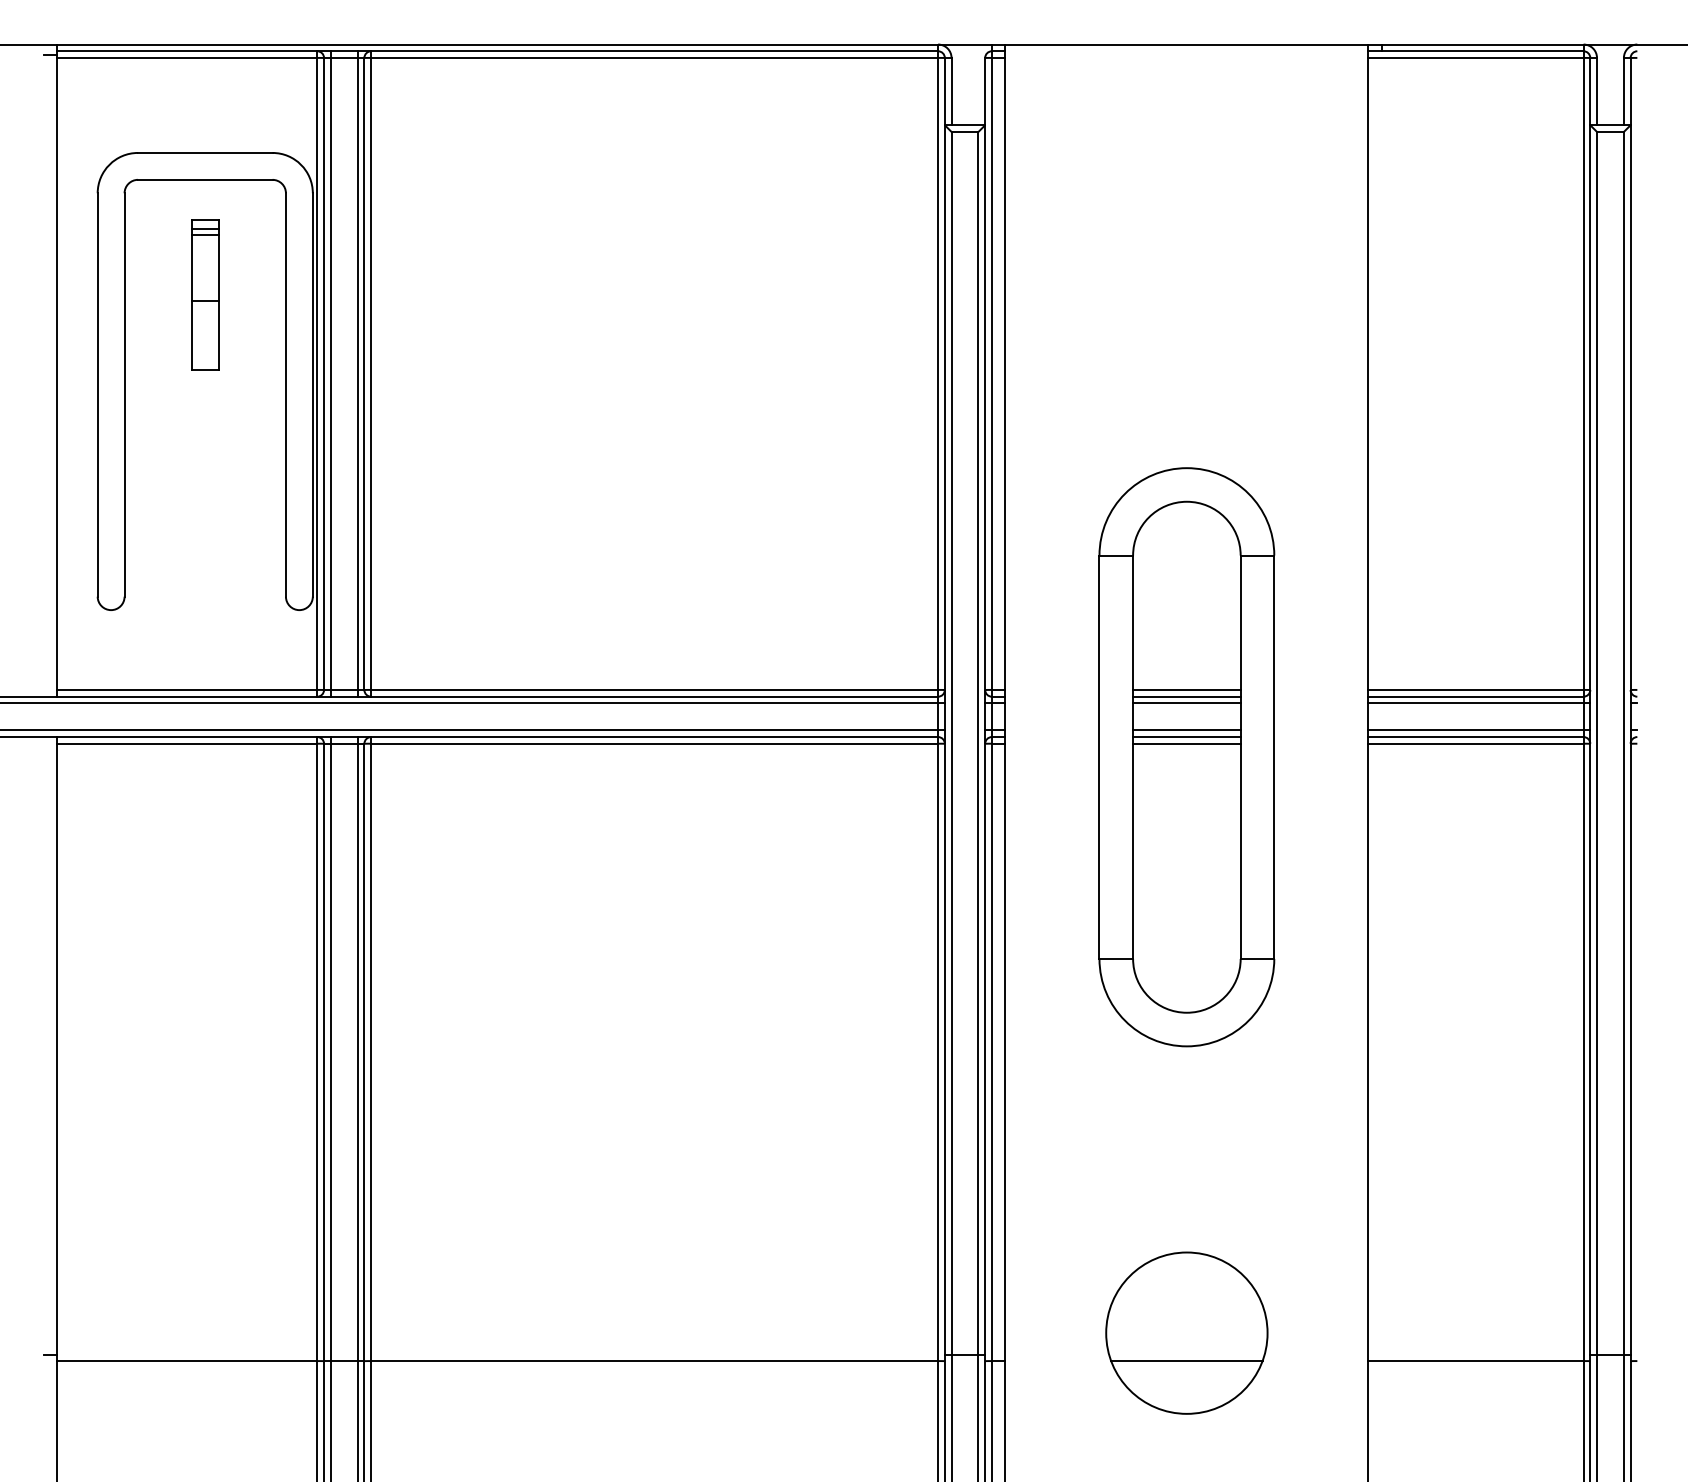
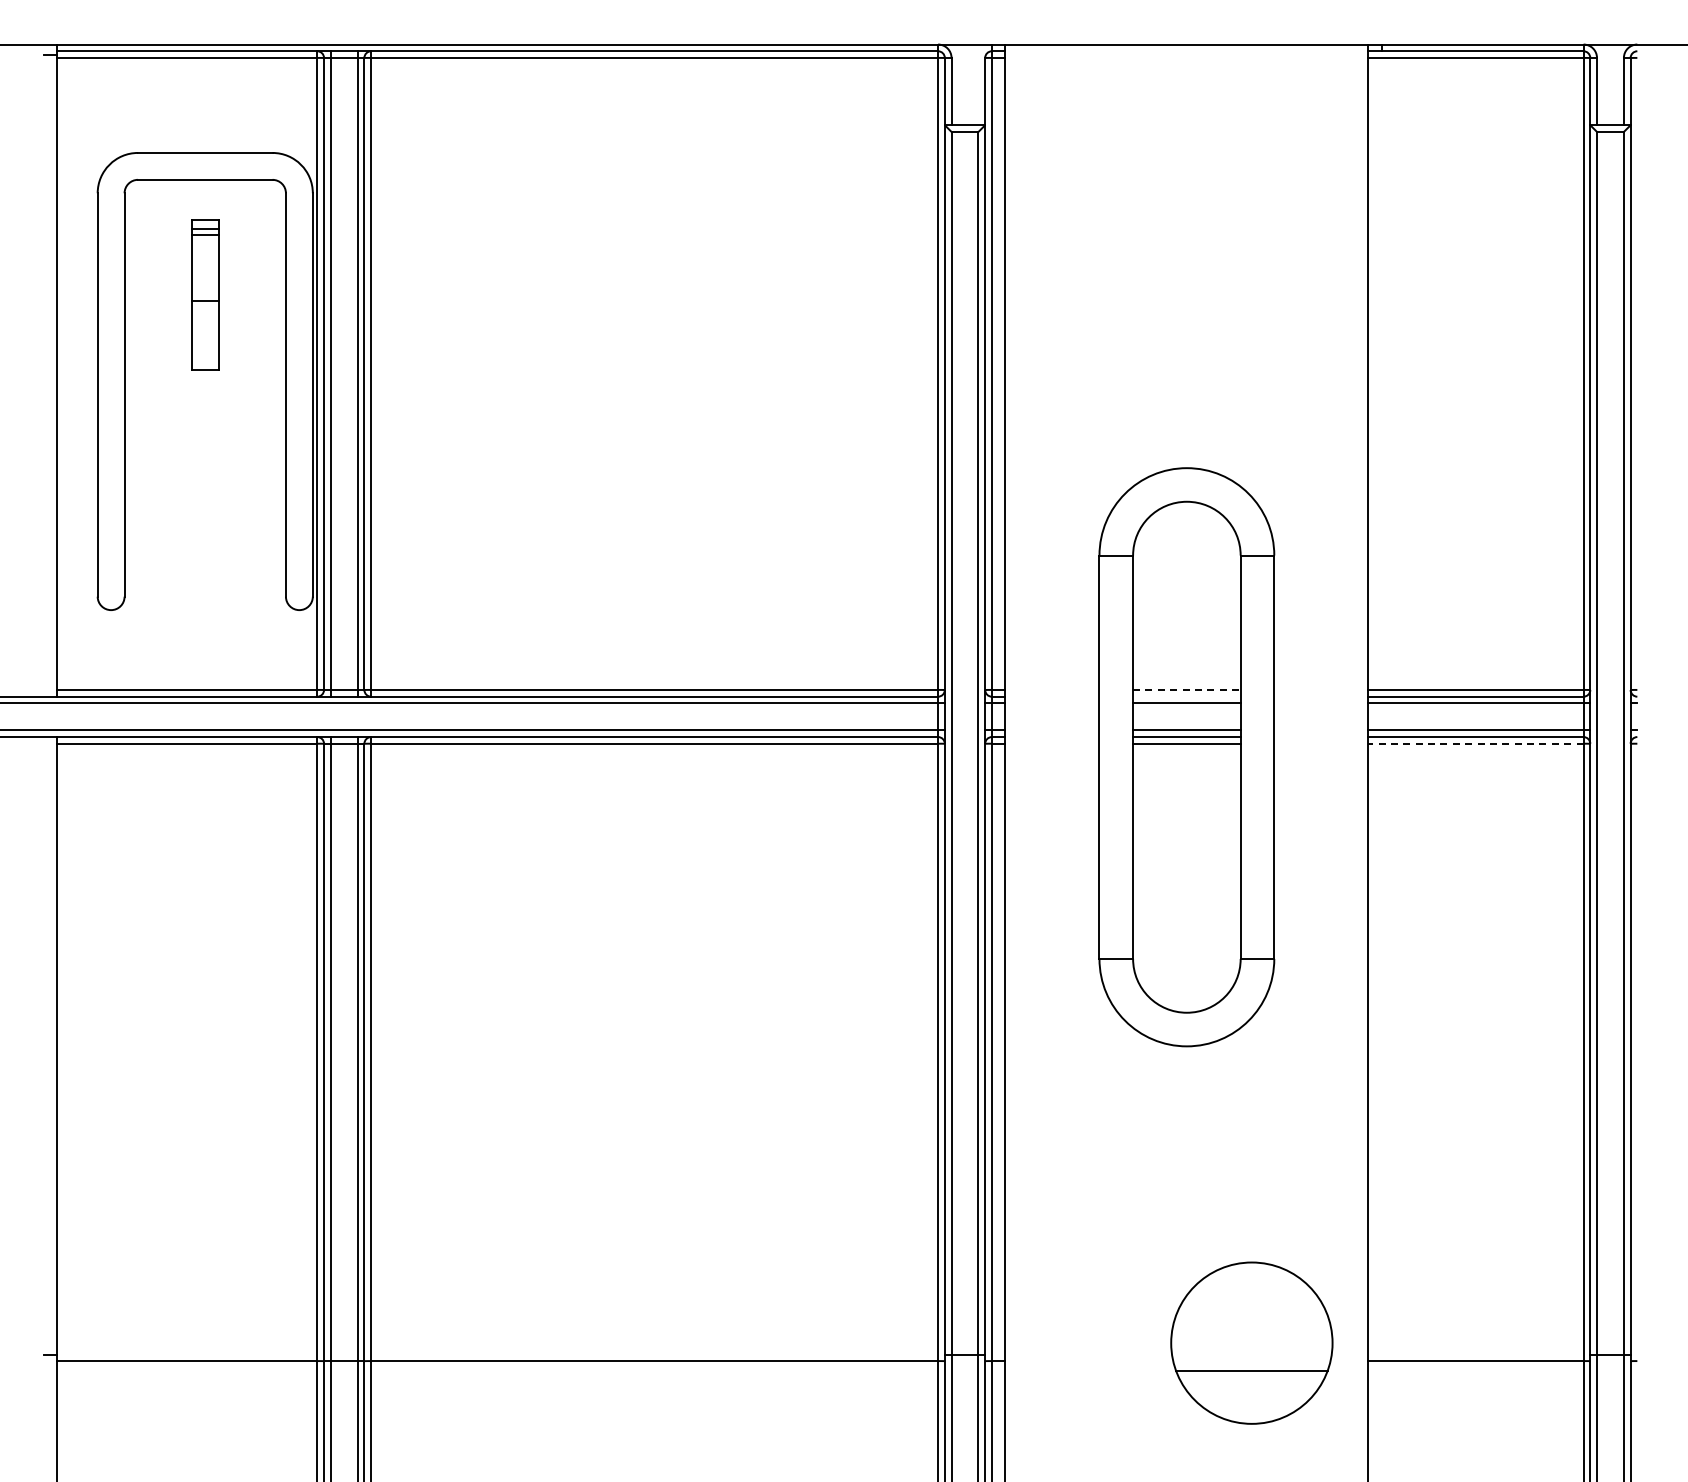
line: solid -> dashed (1186, 689)
line: present -> none (1186, 696)
line: solid -> dashed (1475, 743)
part position: (1186, 1332) -> (1251, 1342) (1251, 1342)
